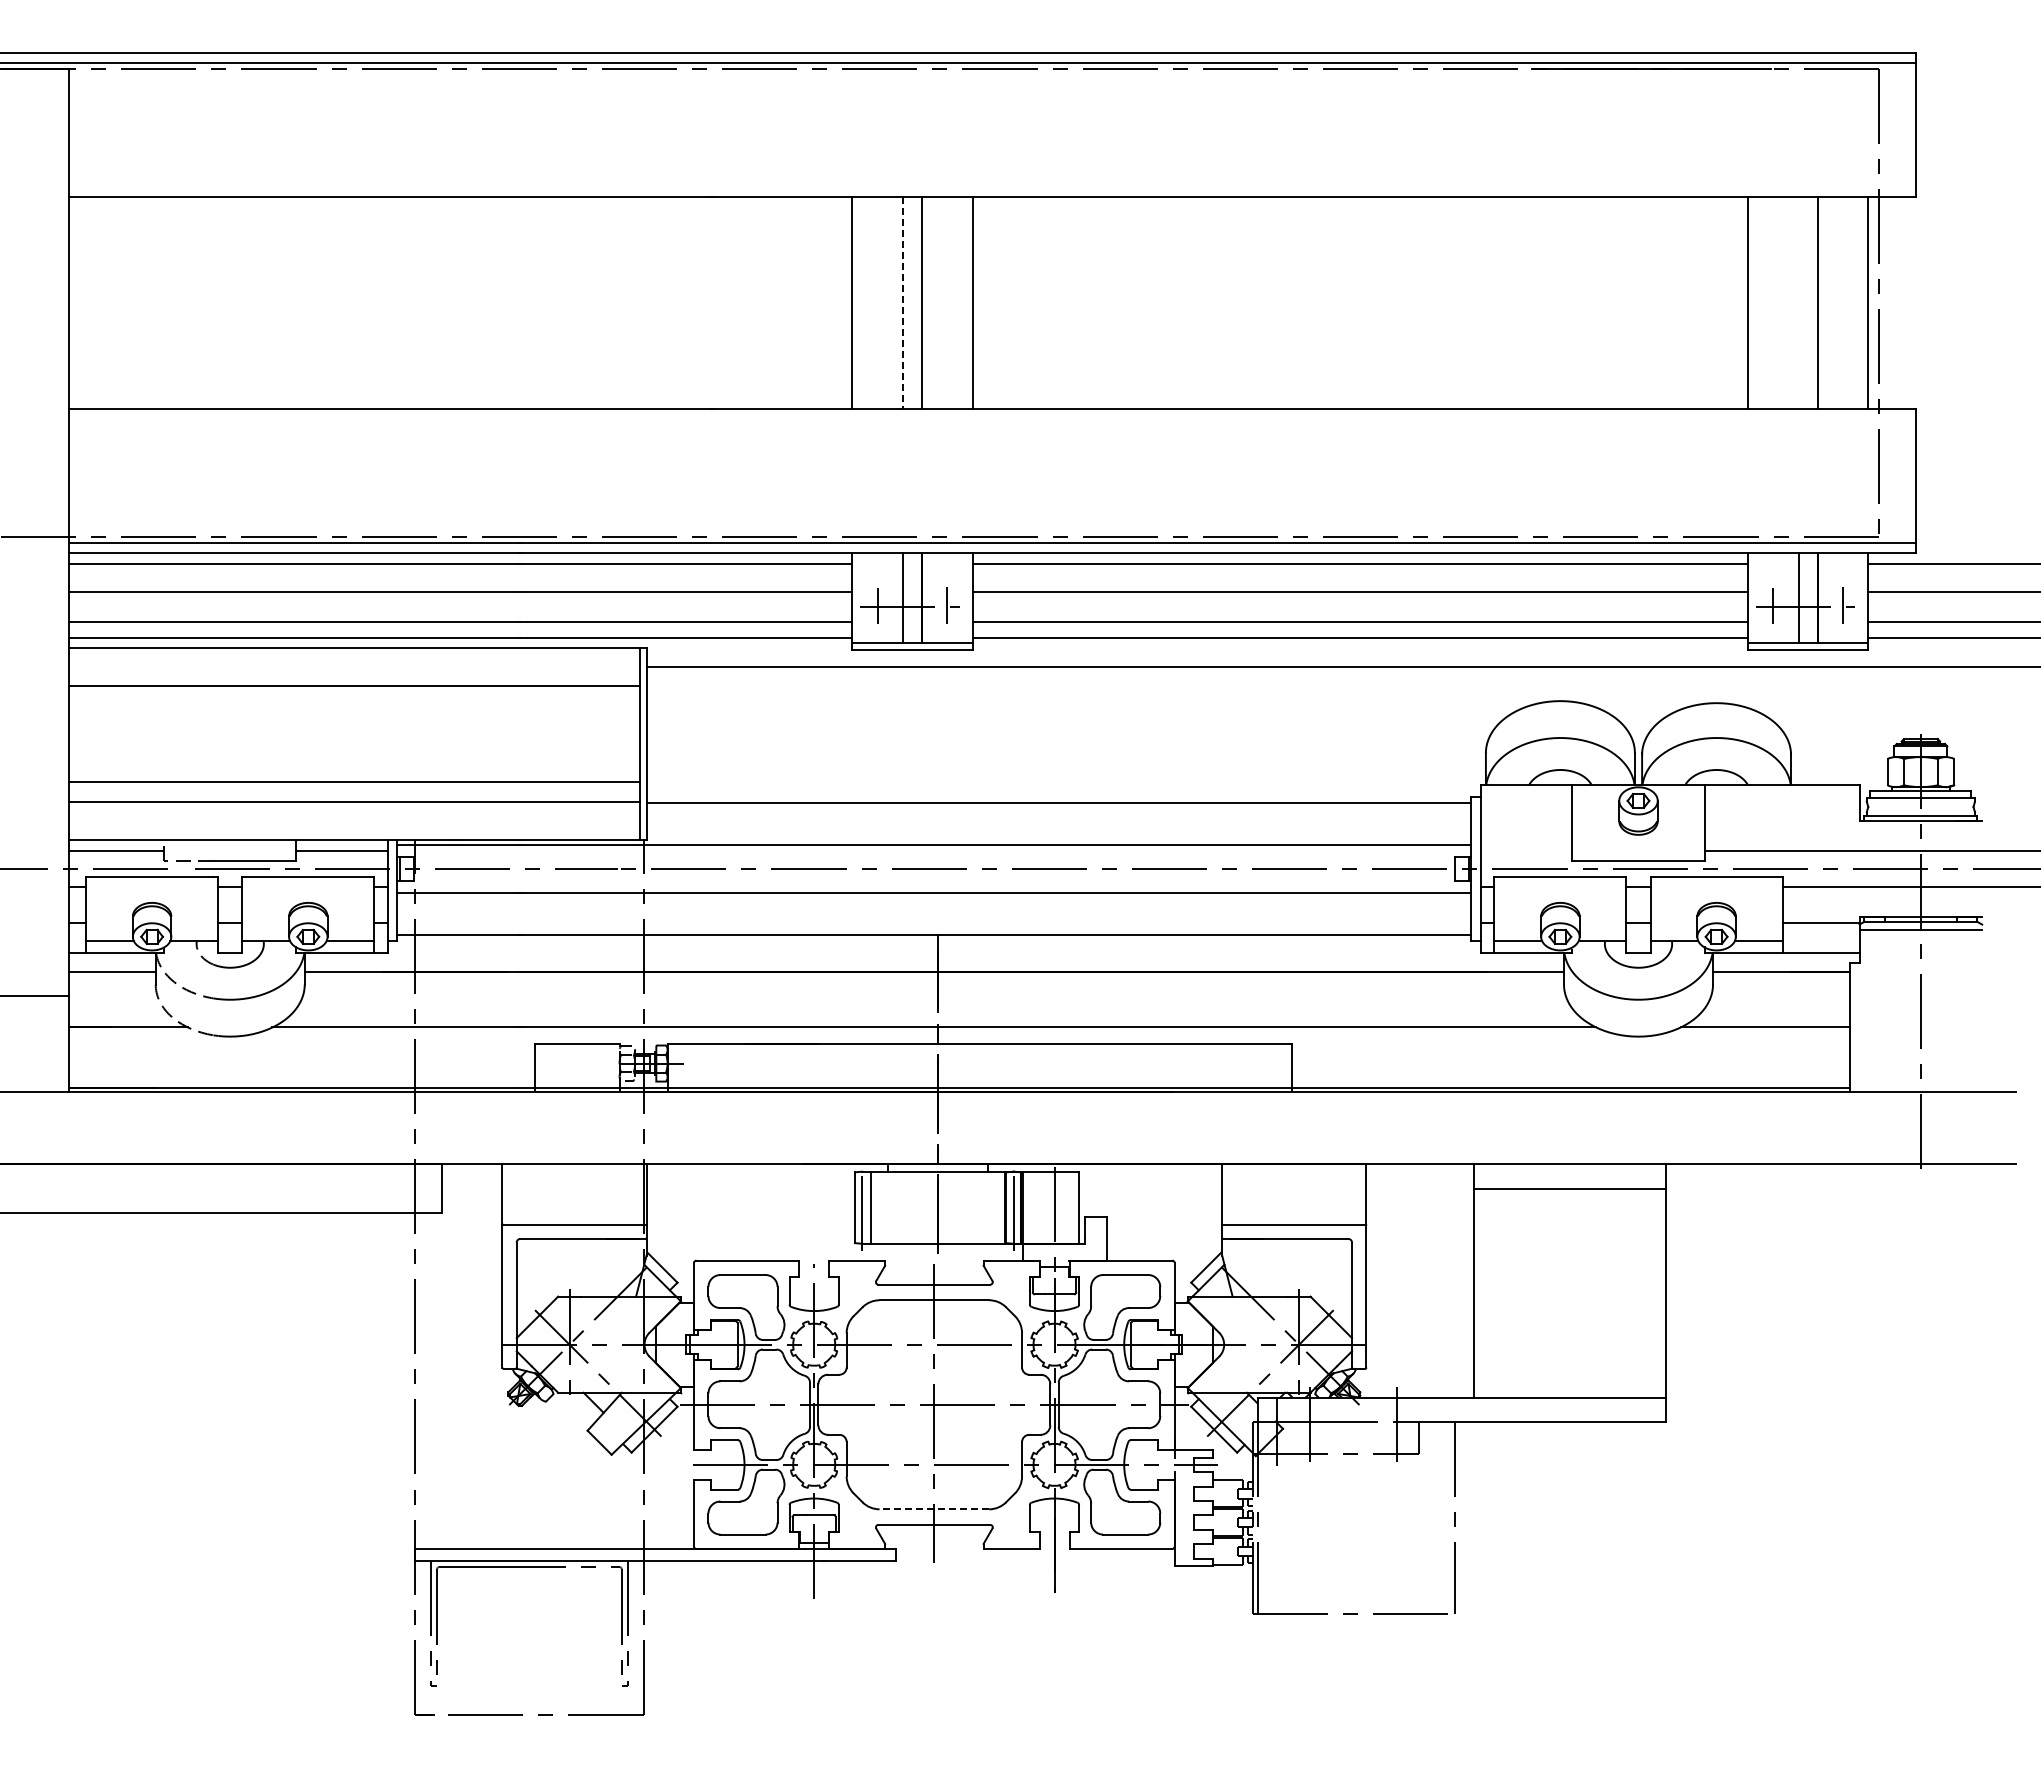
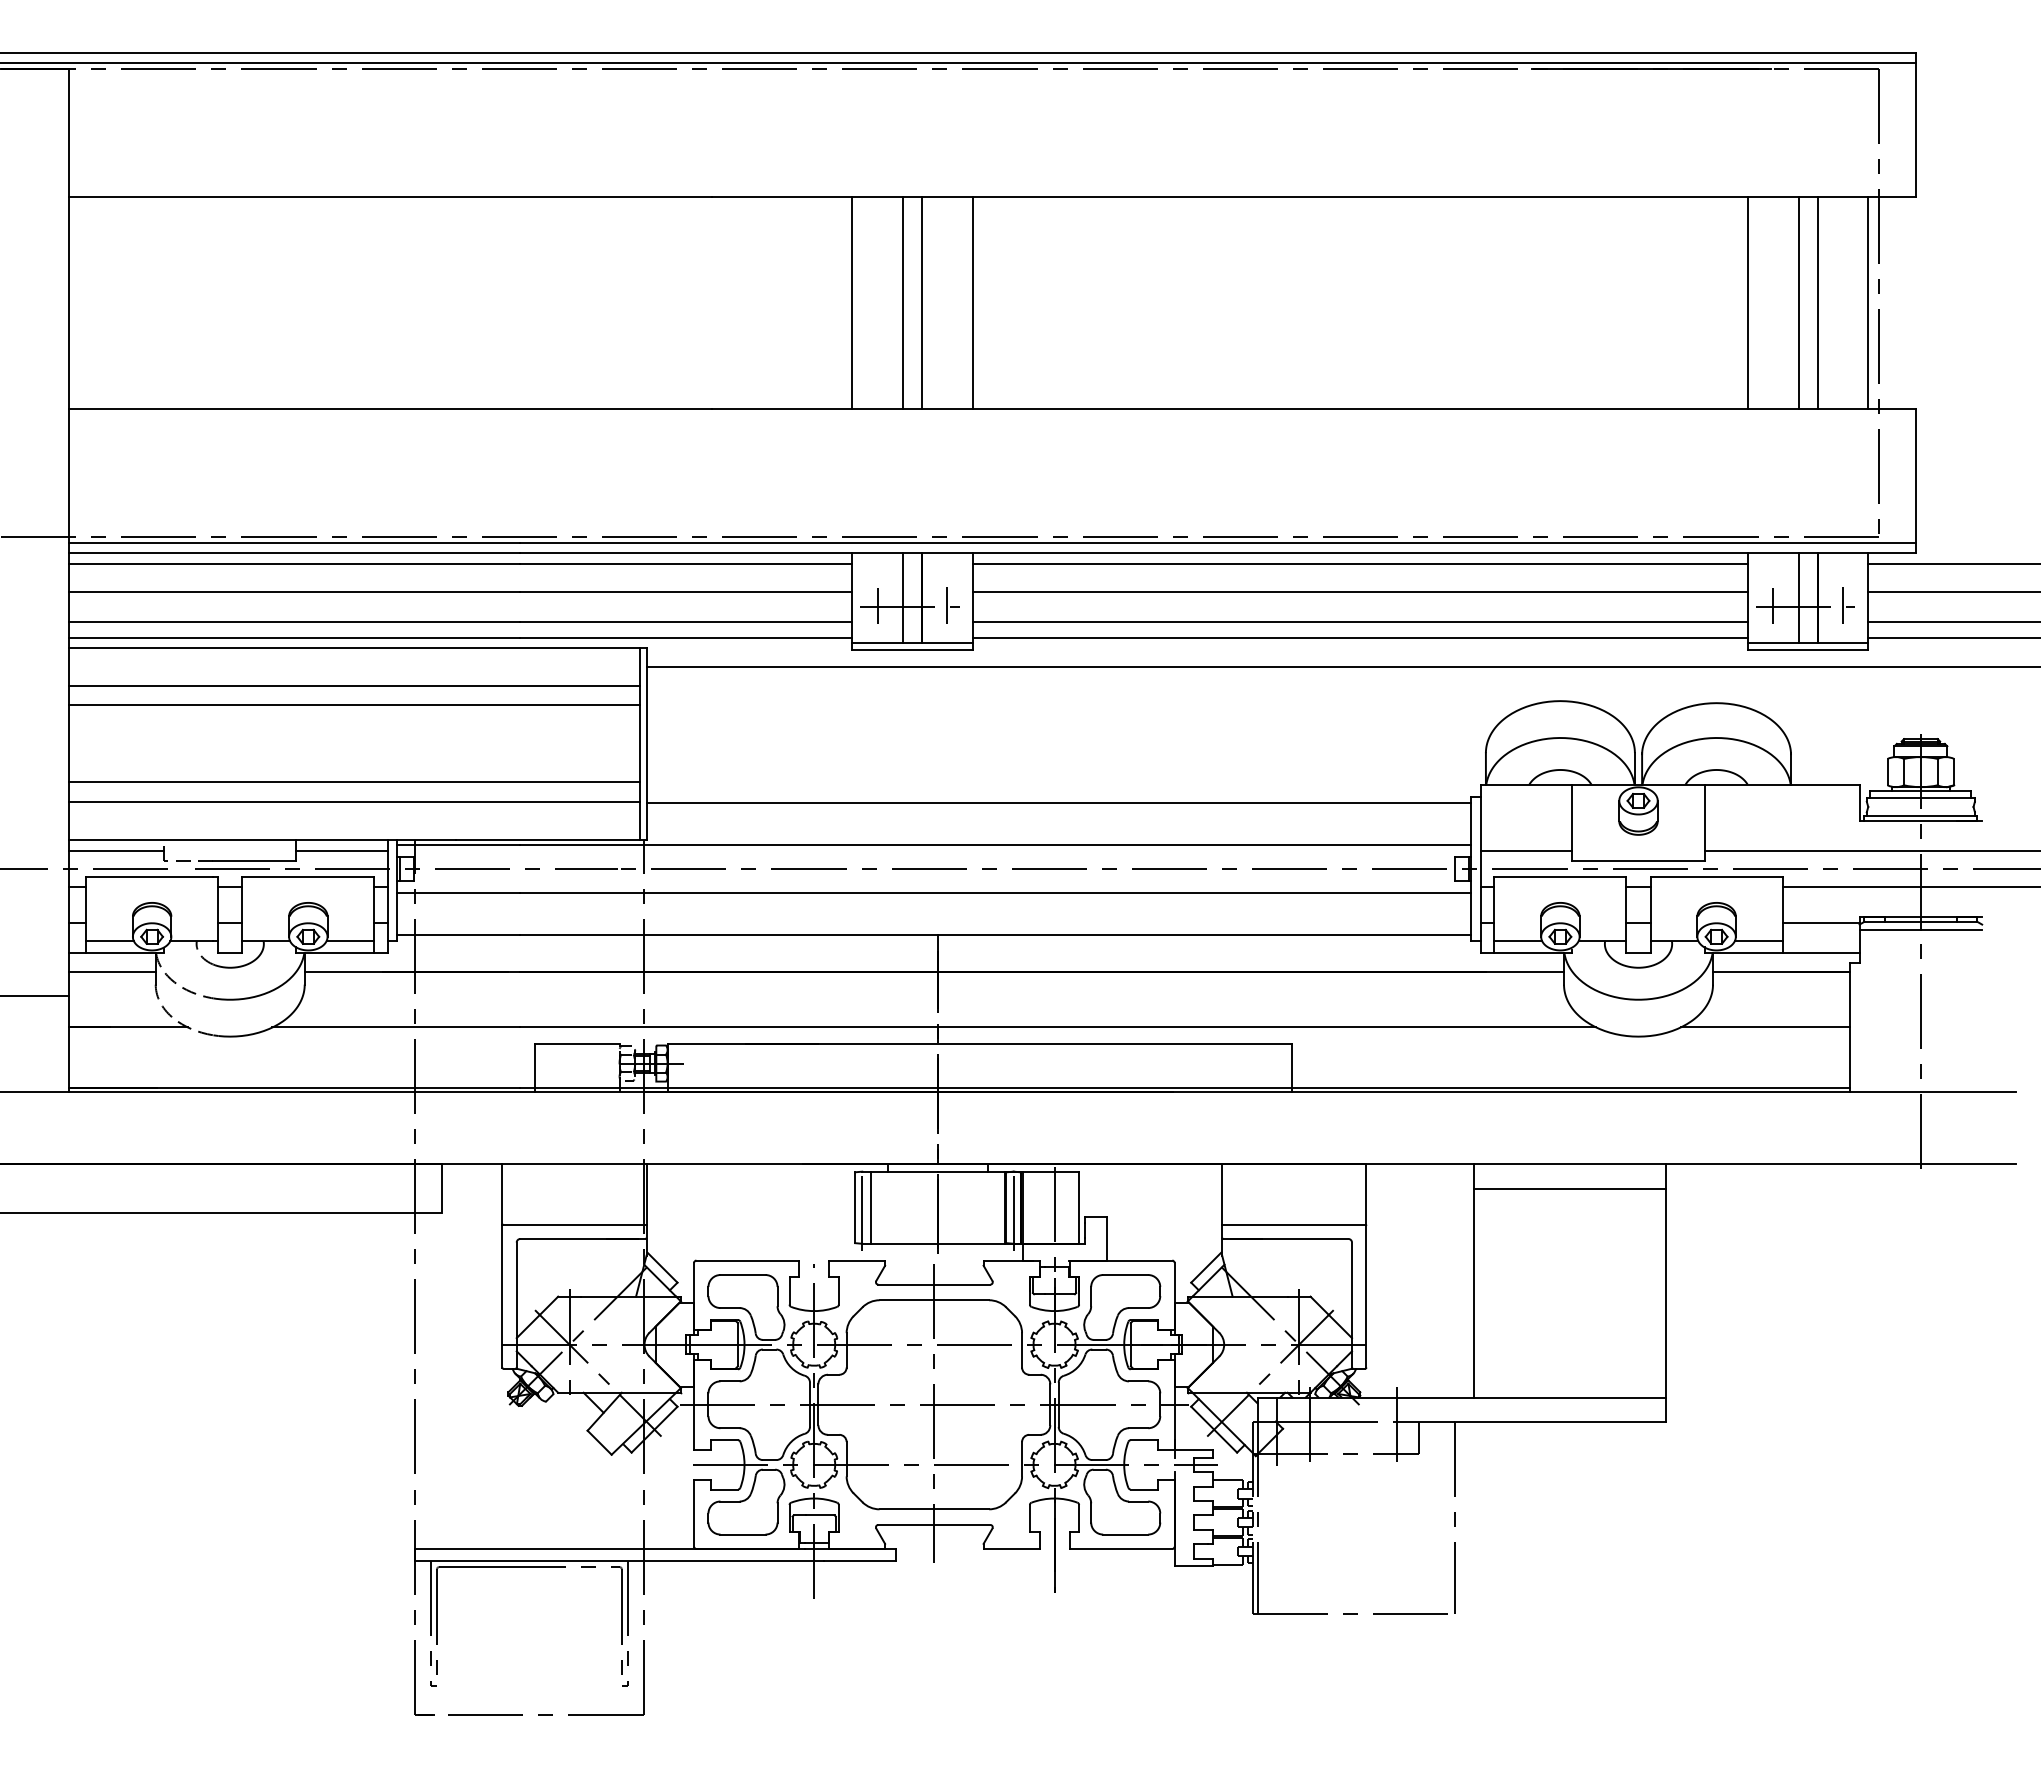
line: none -> present (1798, 302)
line: dashed -> solid (902, 303)
line: none -> present (354, 705)
line: none -> present (1526, 851)
line: dashed -> solid (934, 1509)
